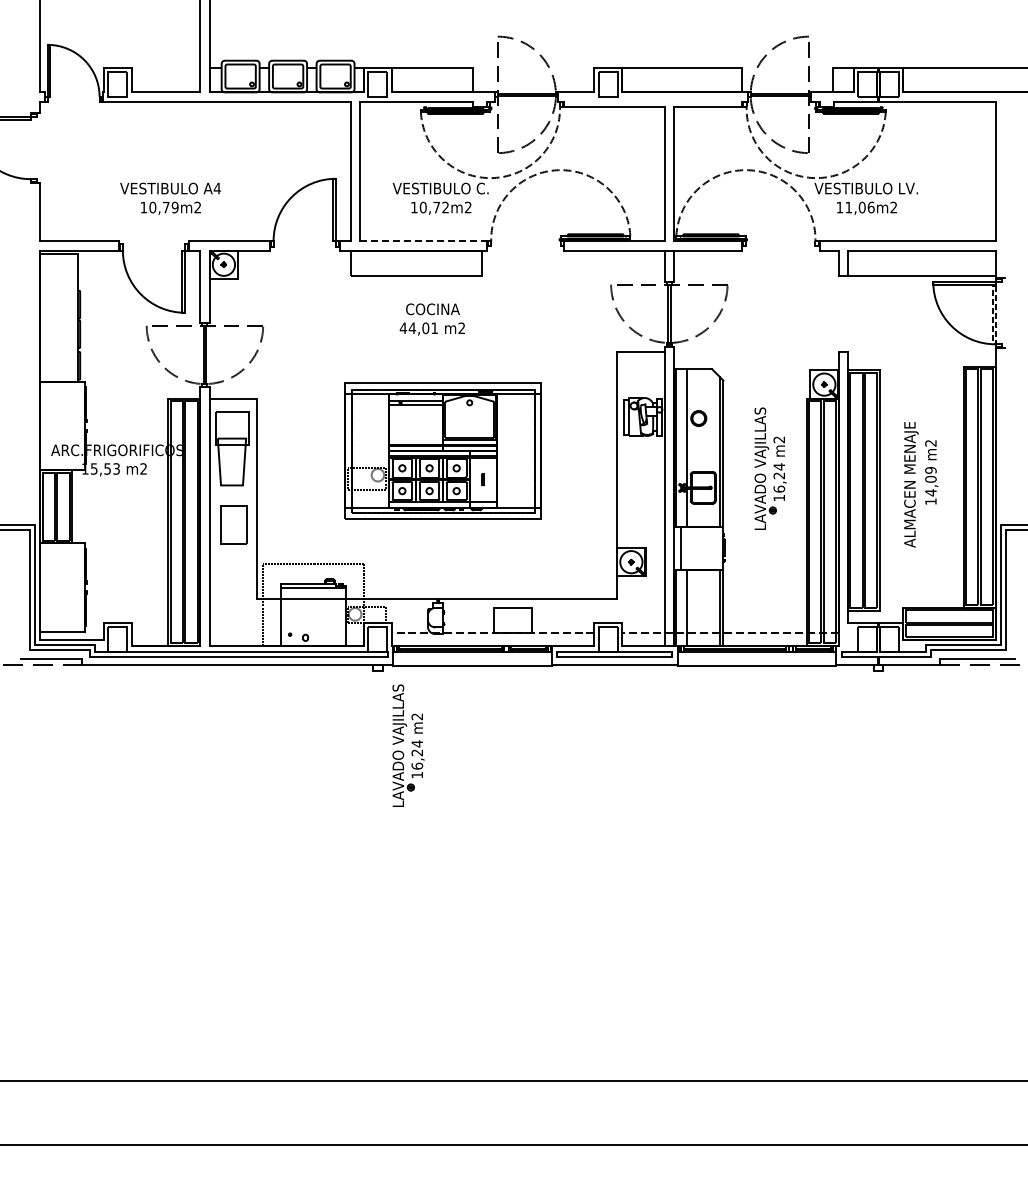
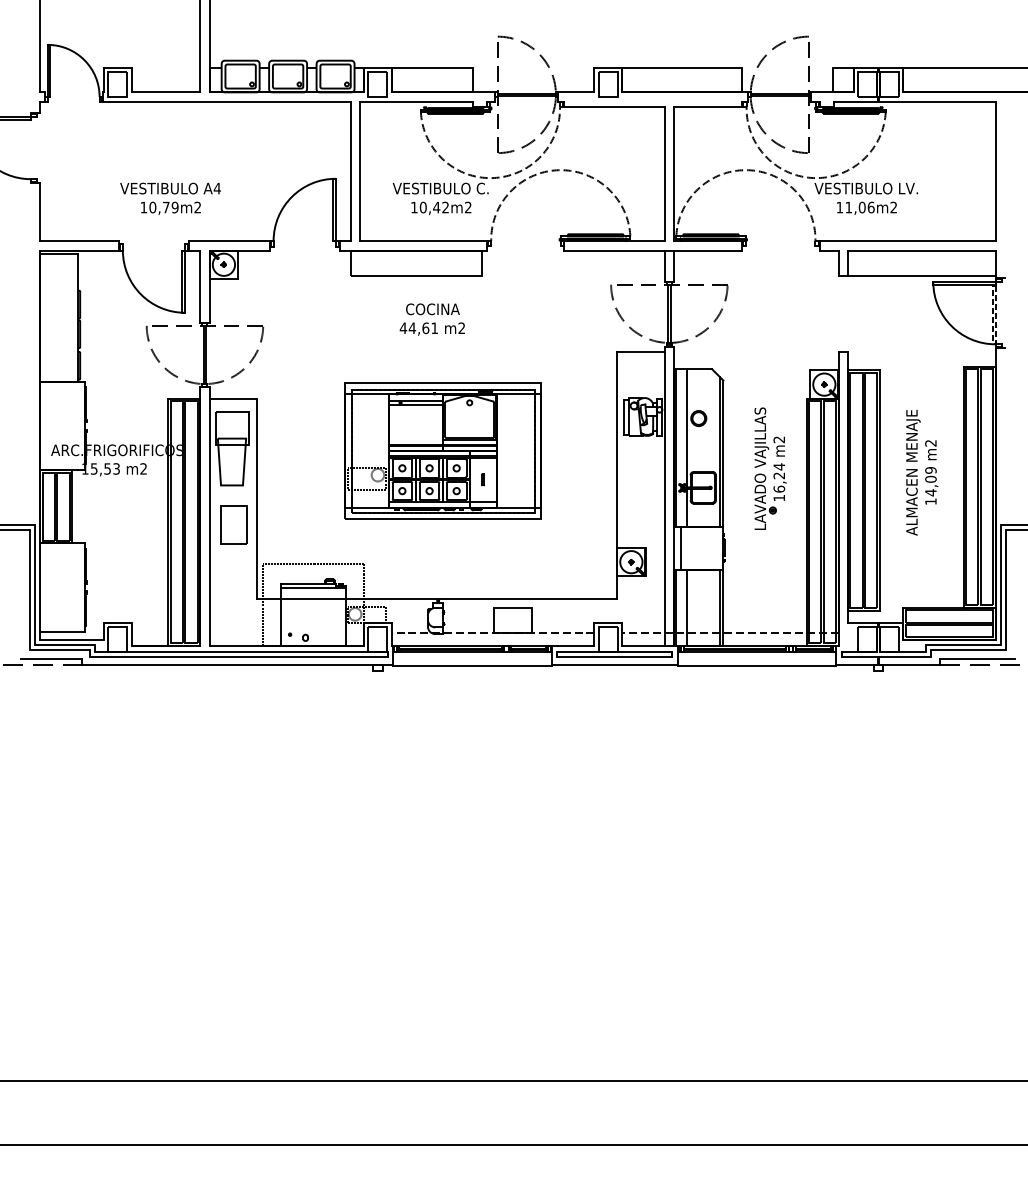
text: 10,72m2 -> 10,42m2 (436, 207)
line: dashed -> solid (424, 241)
text: 44,01 -> 44,61 (425, 327)
text position: (911, 484) -> (913, 472) (913, 472)
part: present -> none (408, 745)
